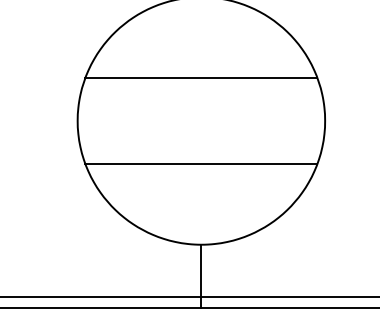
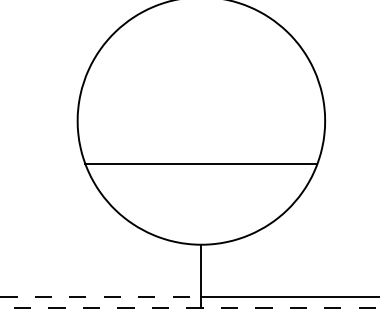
line: present -> none (201, 77)
line: solid -> dashed (101, 297)
line: solid -> dashed (189, 307)
